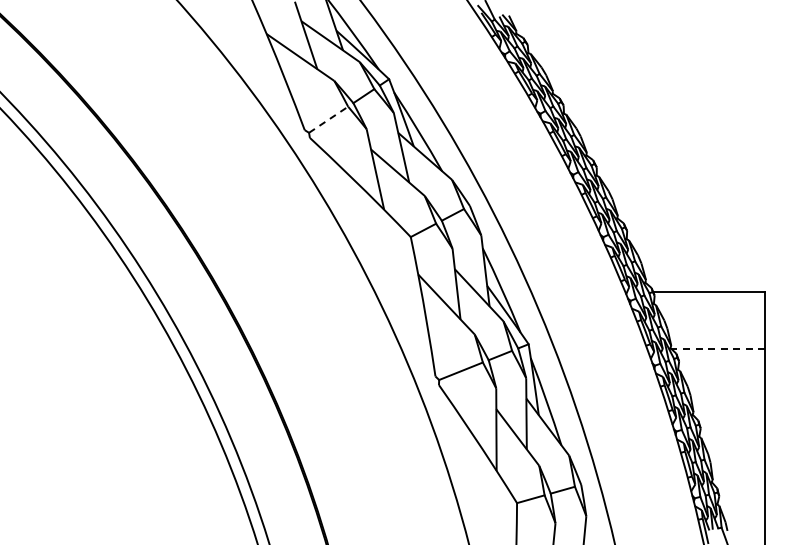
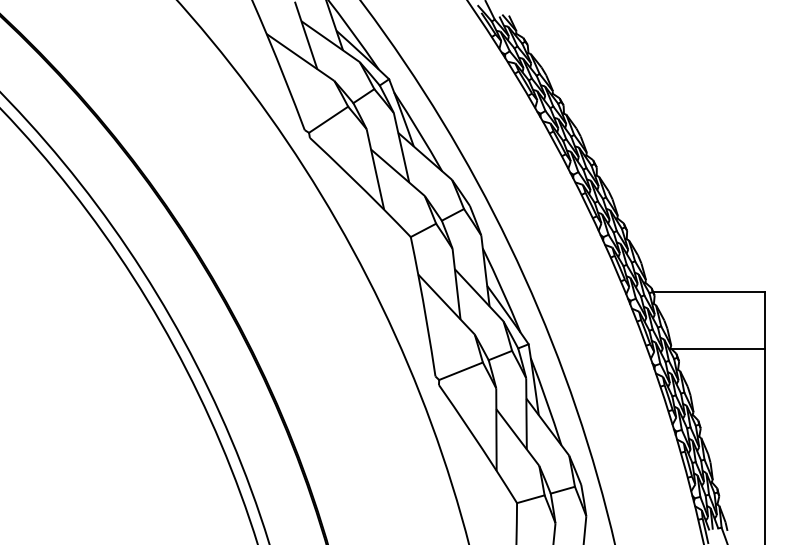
line: dashed -> solid (328, 119)
line: dashed -> solid (717, 348)
